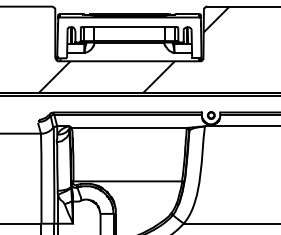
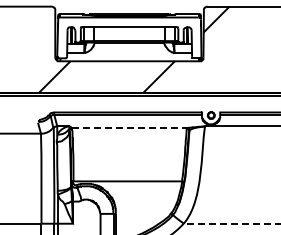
line: solid -> dashed (129, 128)
line: solid -> dashed (231, 223)
